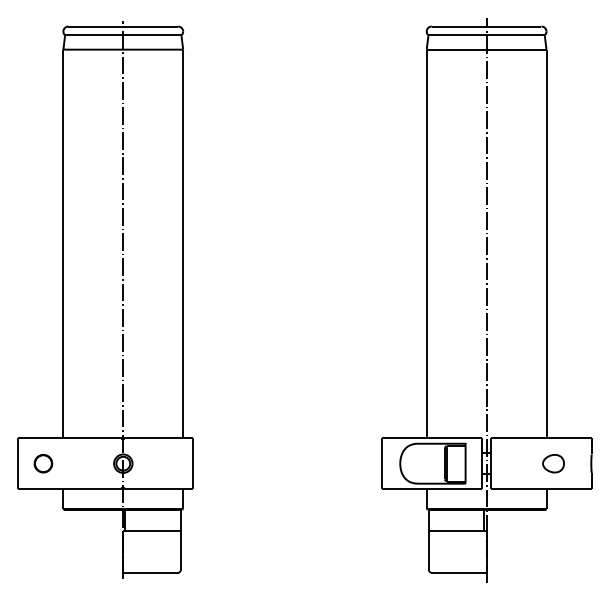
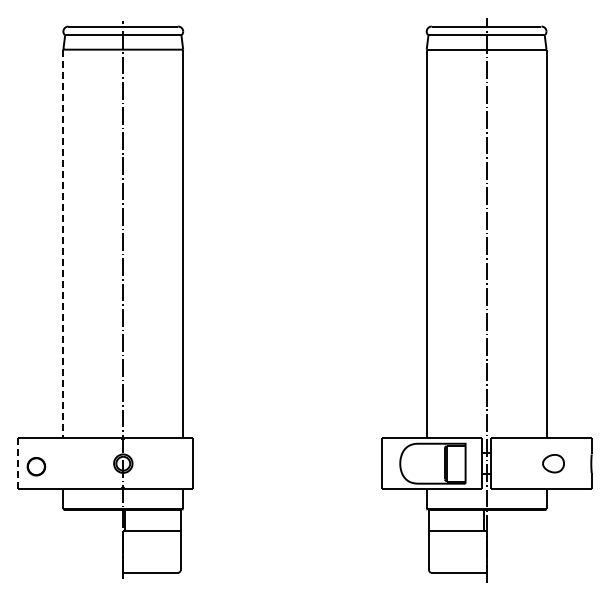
line: solid -> dashed (63, 244)
line: solid -> dashed (18, 463)
part position: (43, 463) -> (36, 466) (36, 466)
